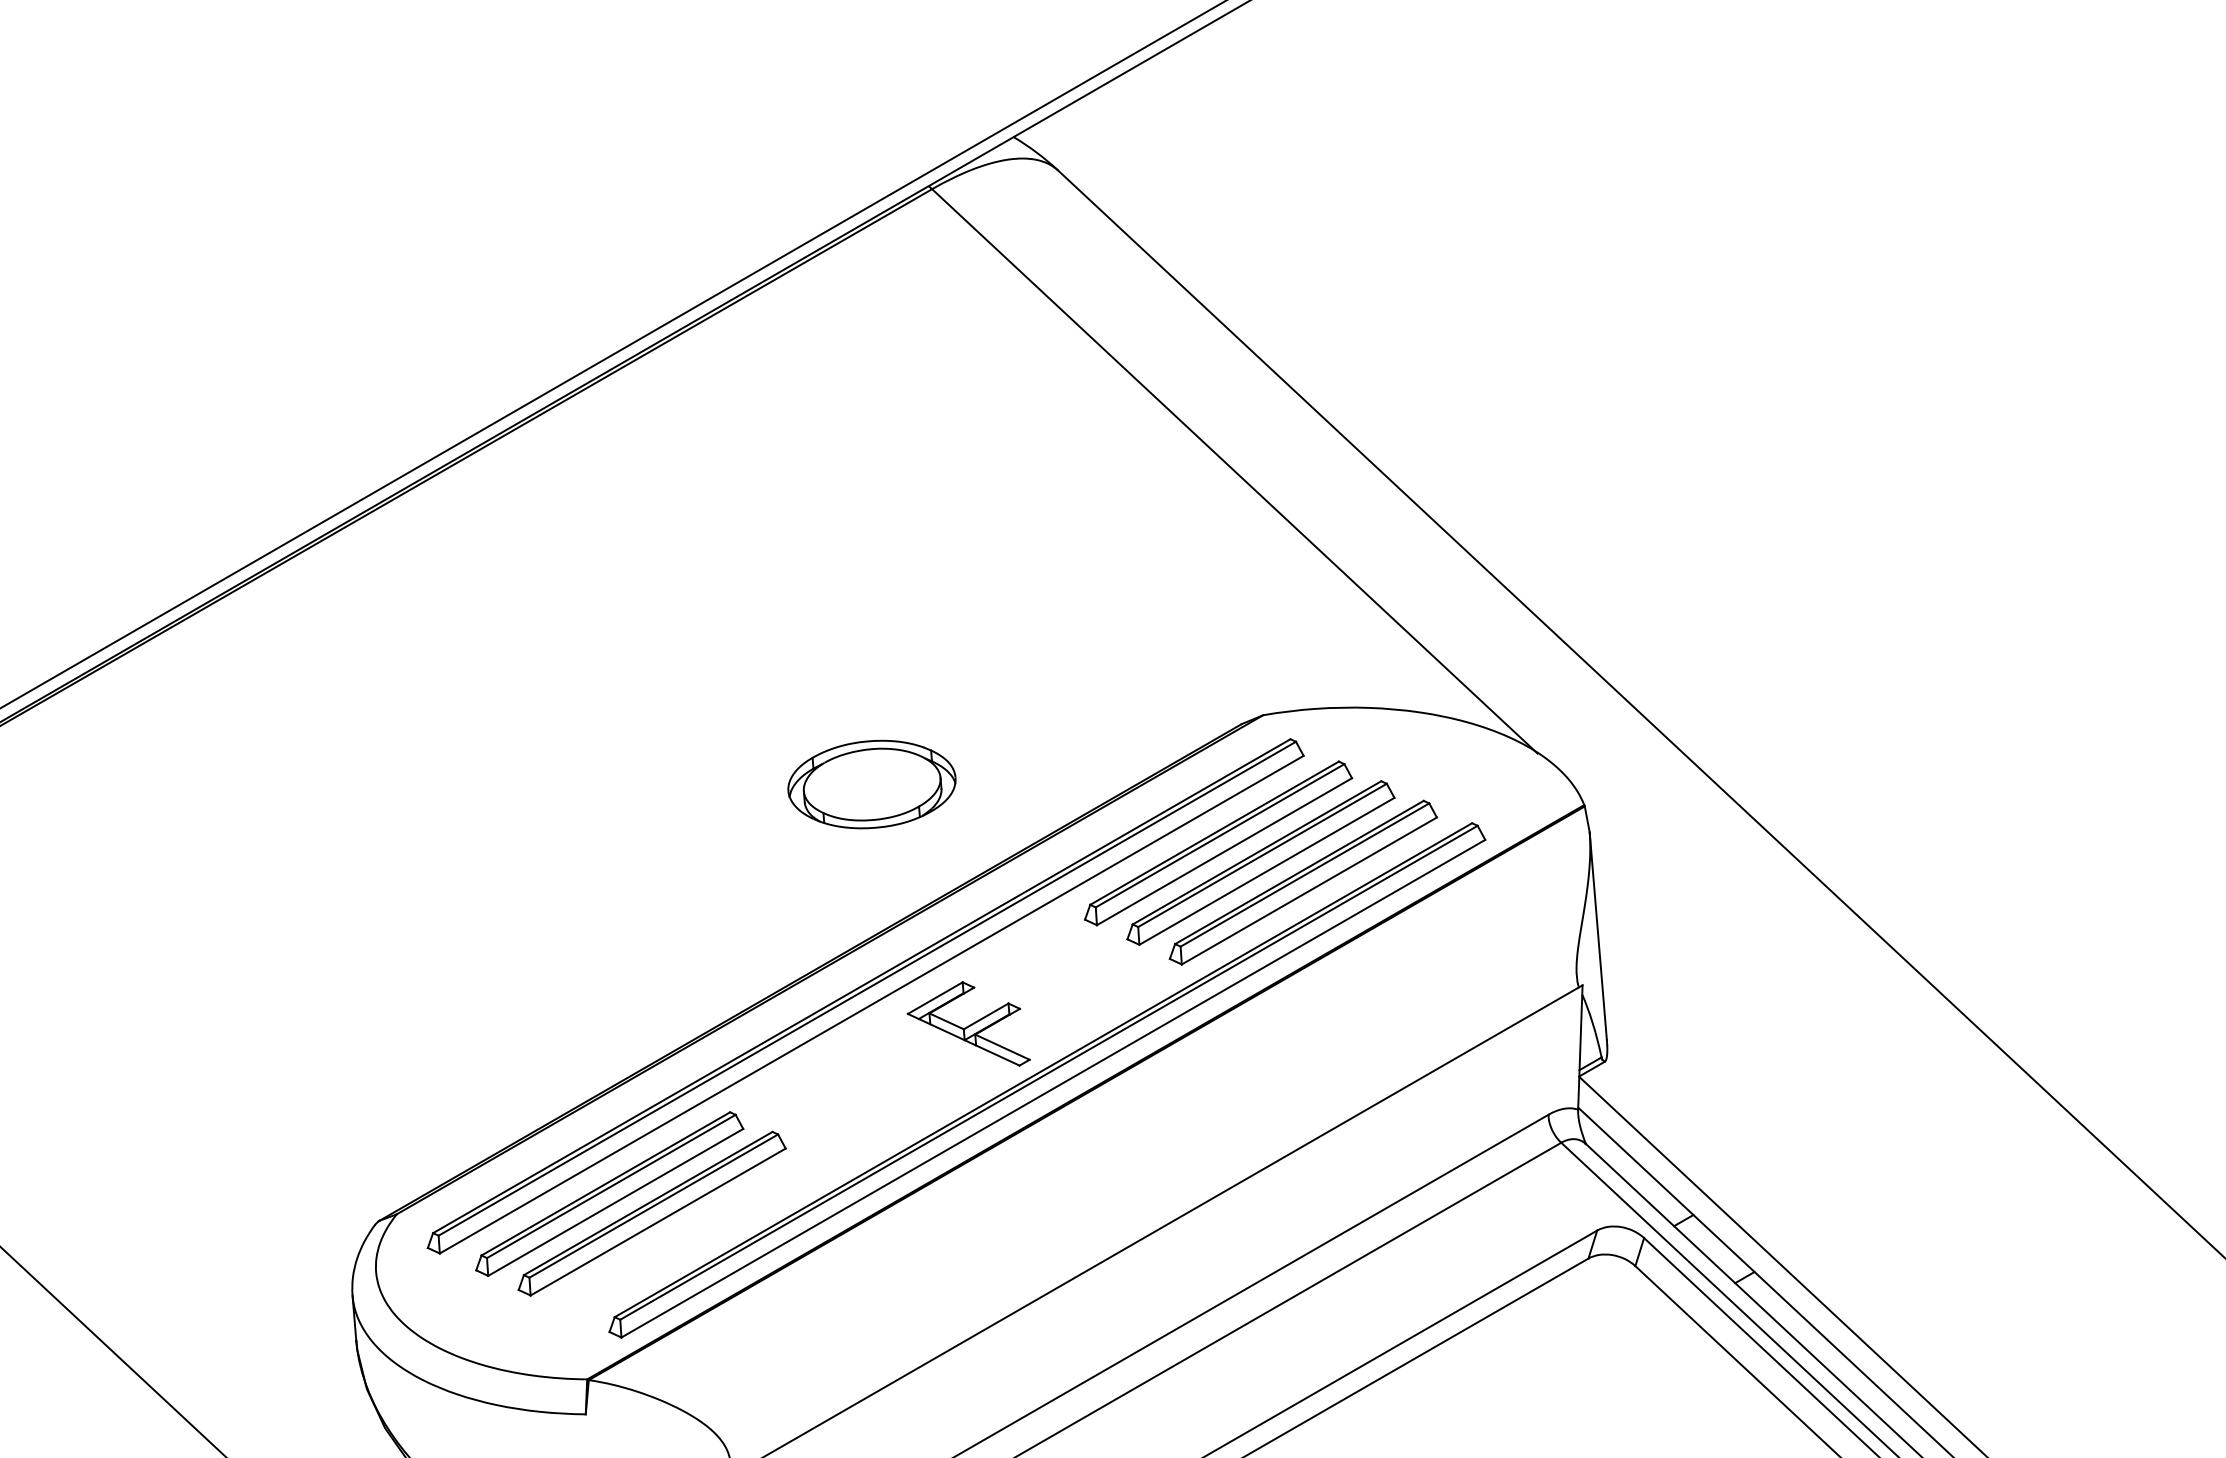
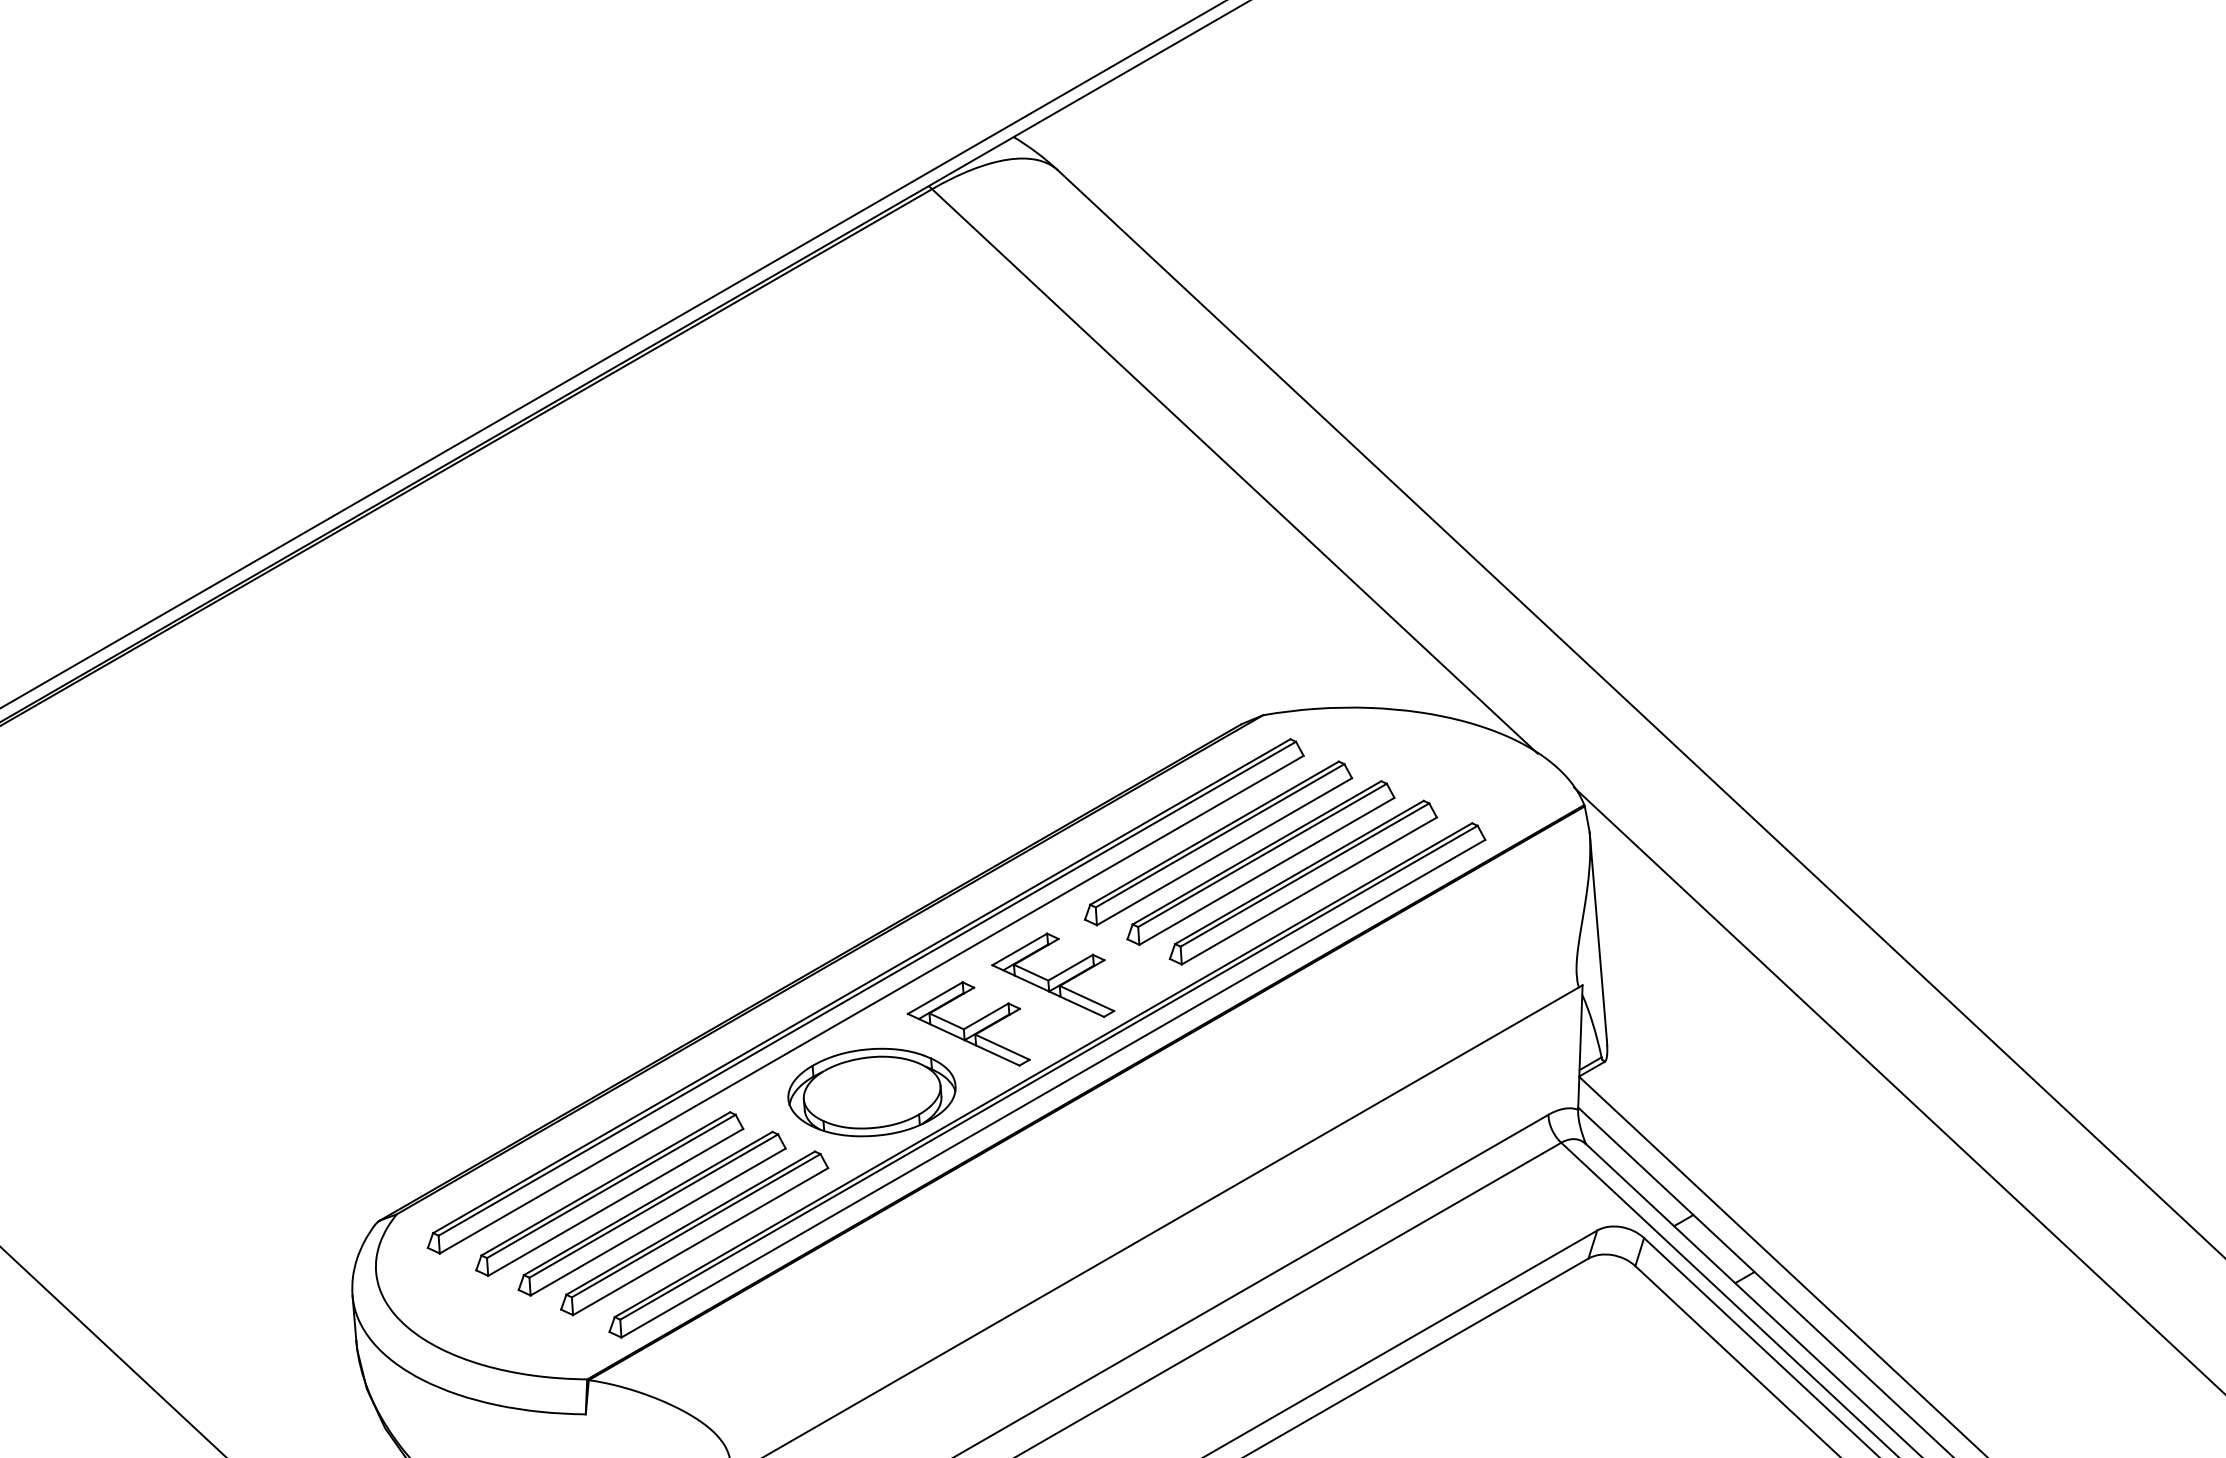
part position: (871, 784) -> (871, 1092) (871, 1092)
part: none -> present (1053, 974)
line: none -> present (1898, 1089)
part: none -> present (694, 1233)
